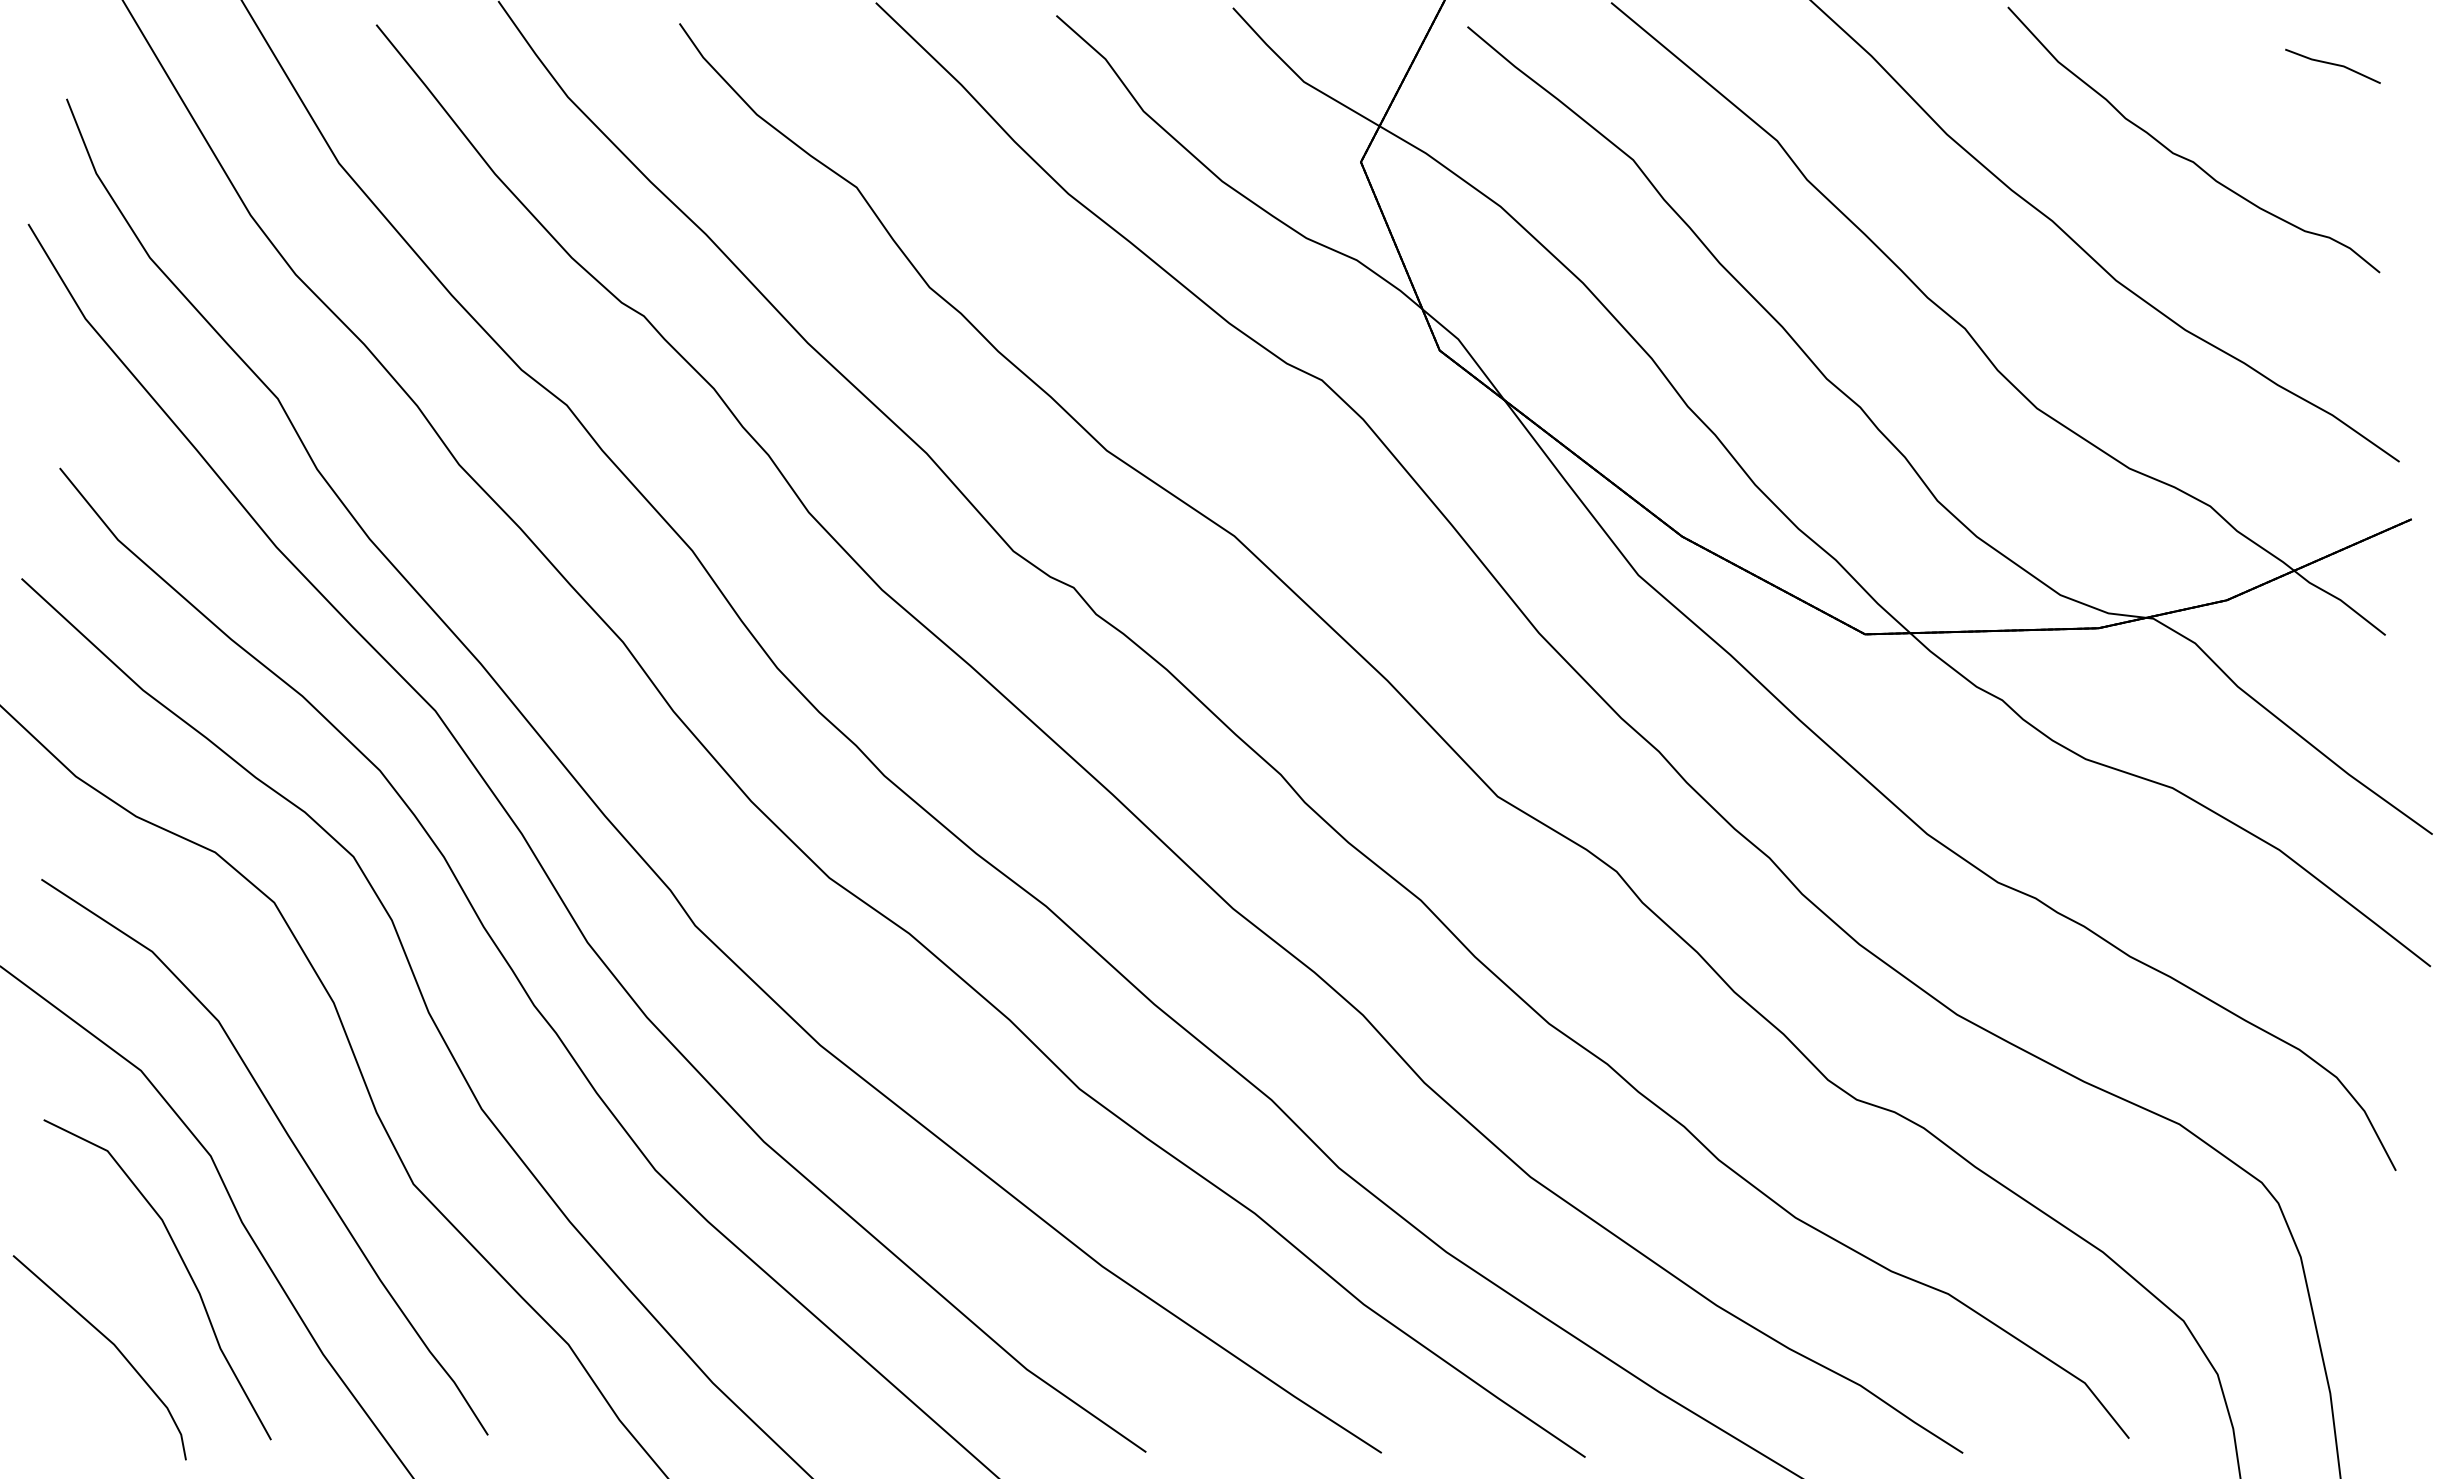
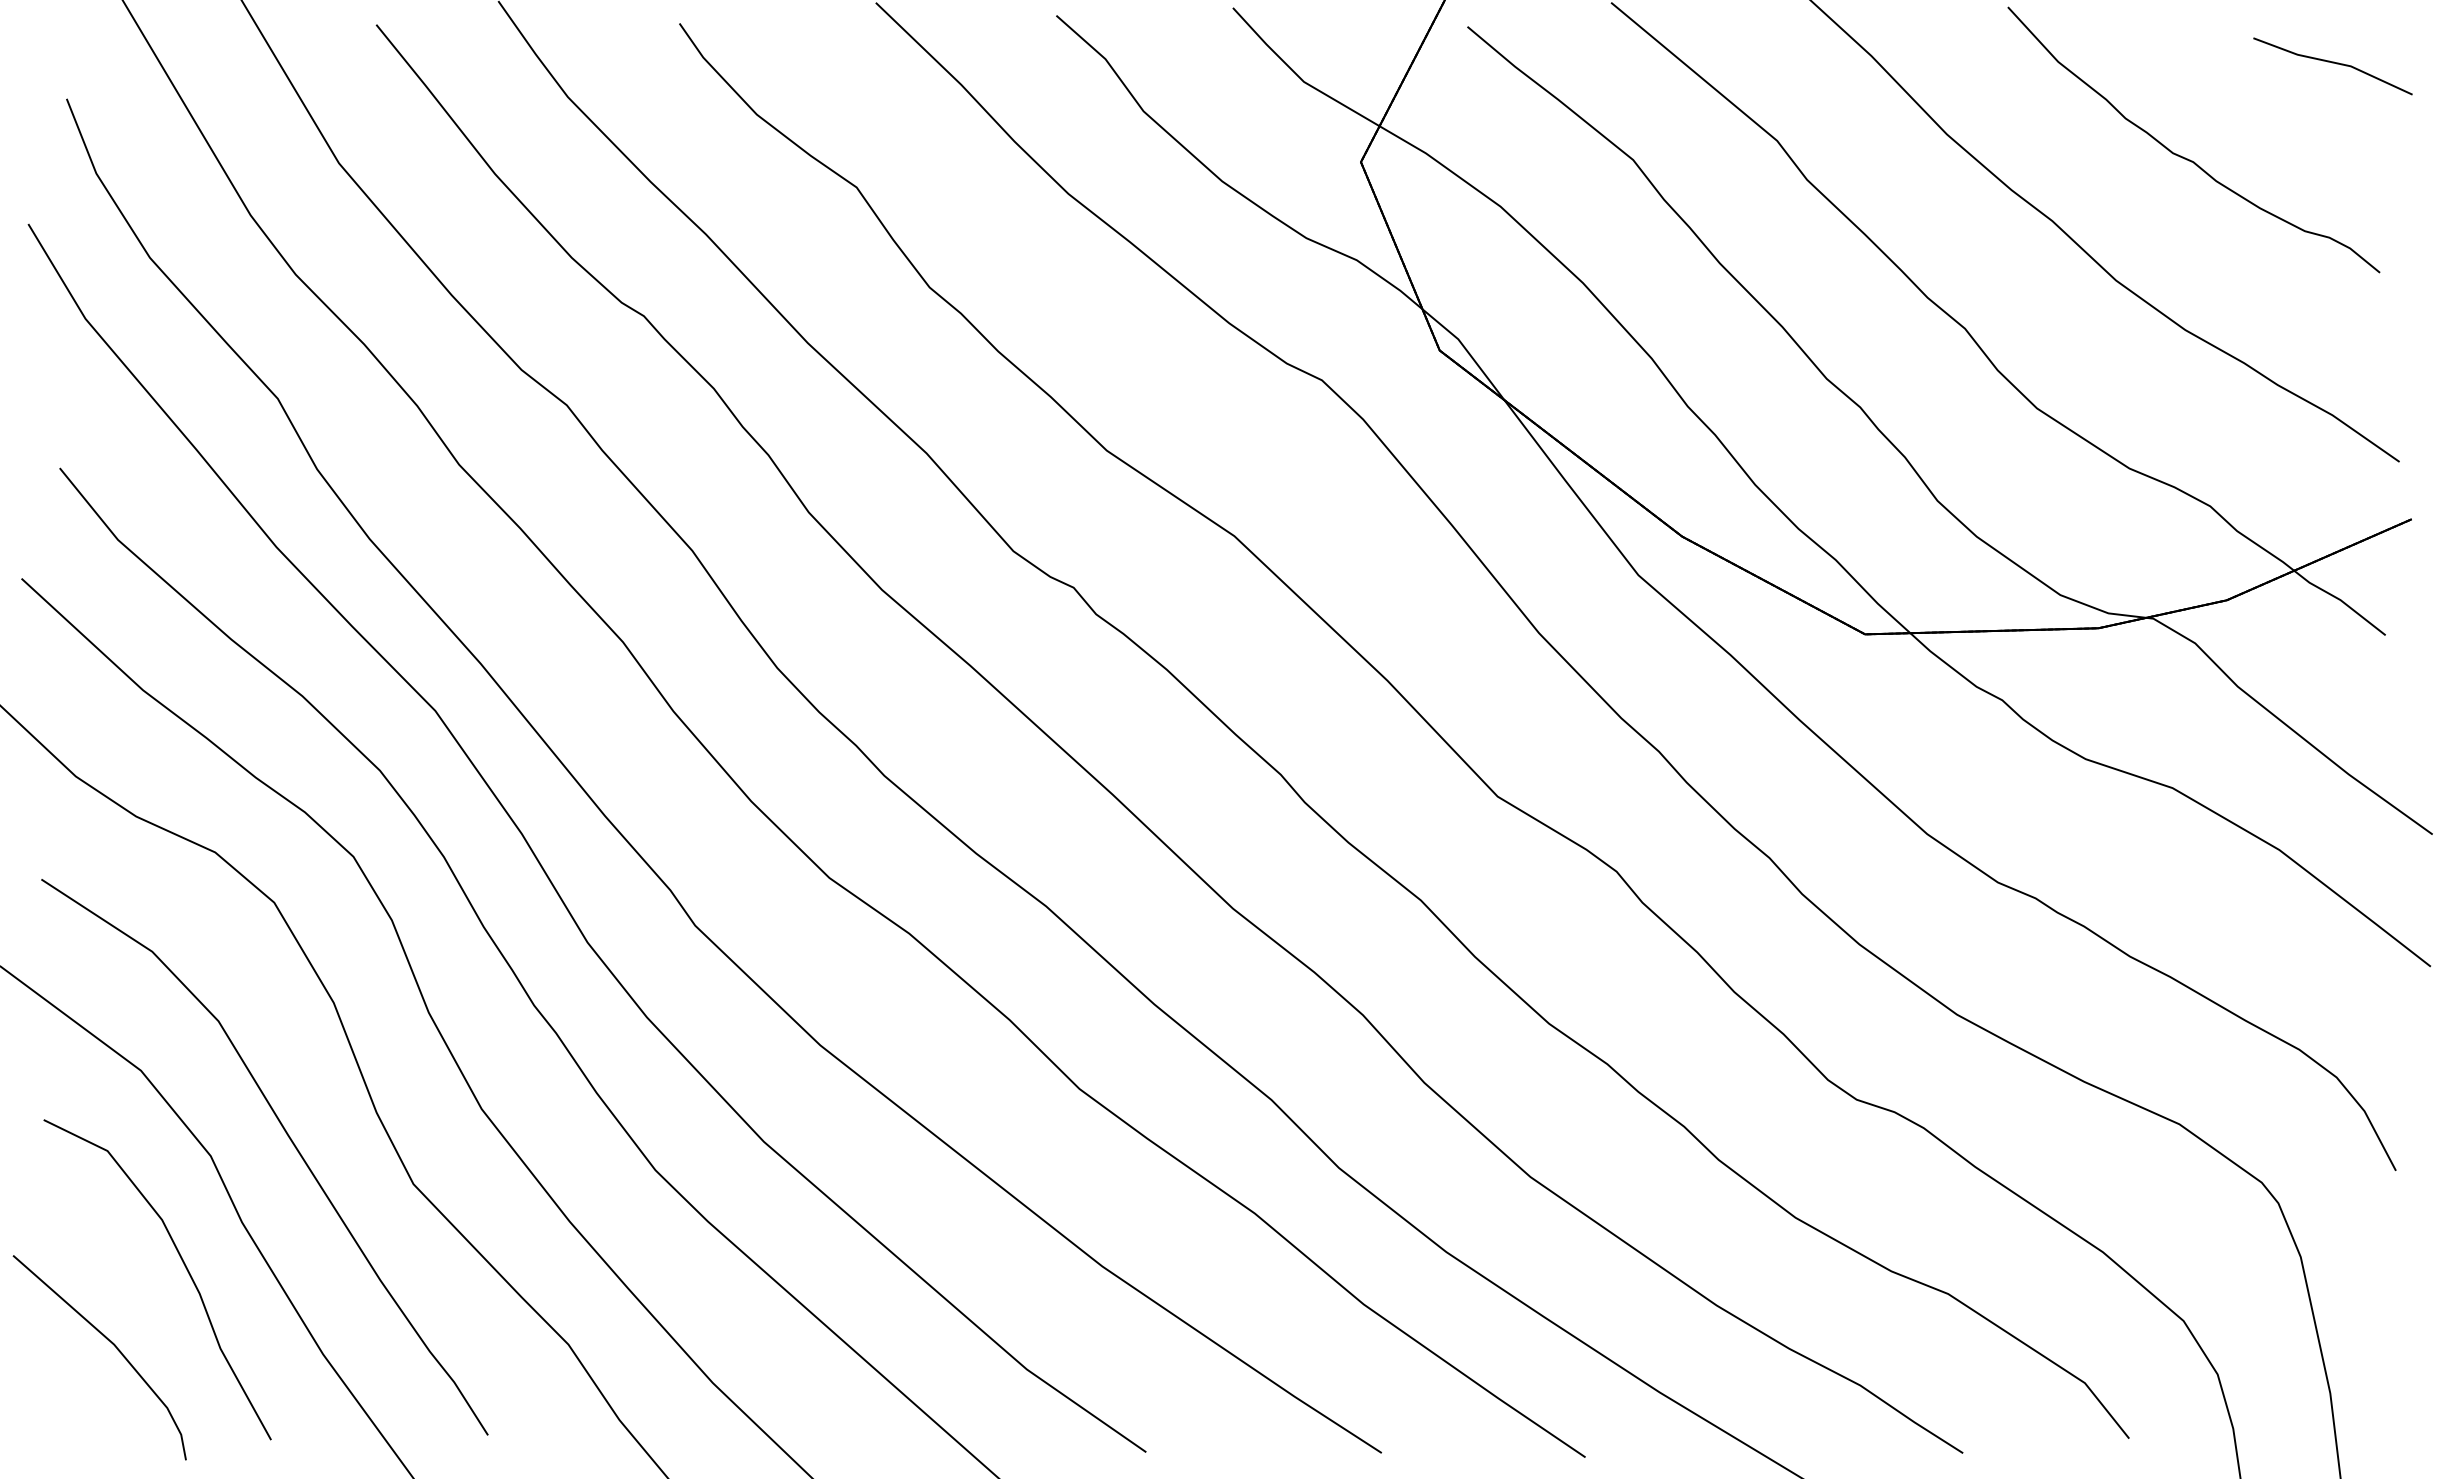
part size: 96x36 px -> 160x59 px (2332, 66)
